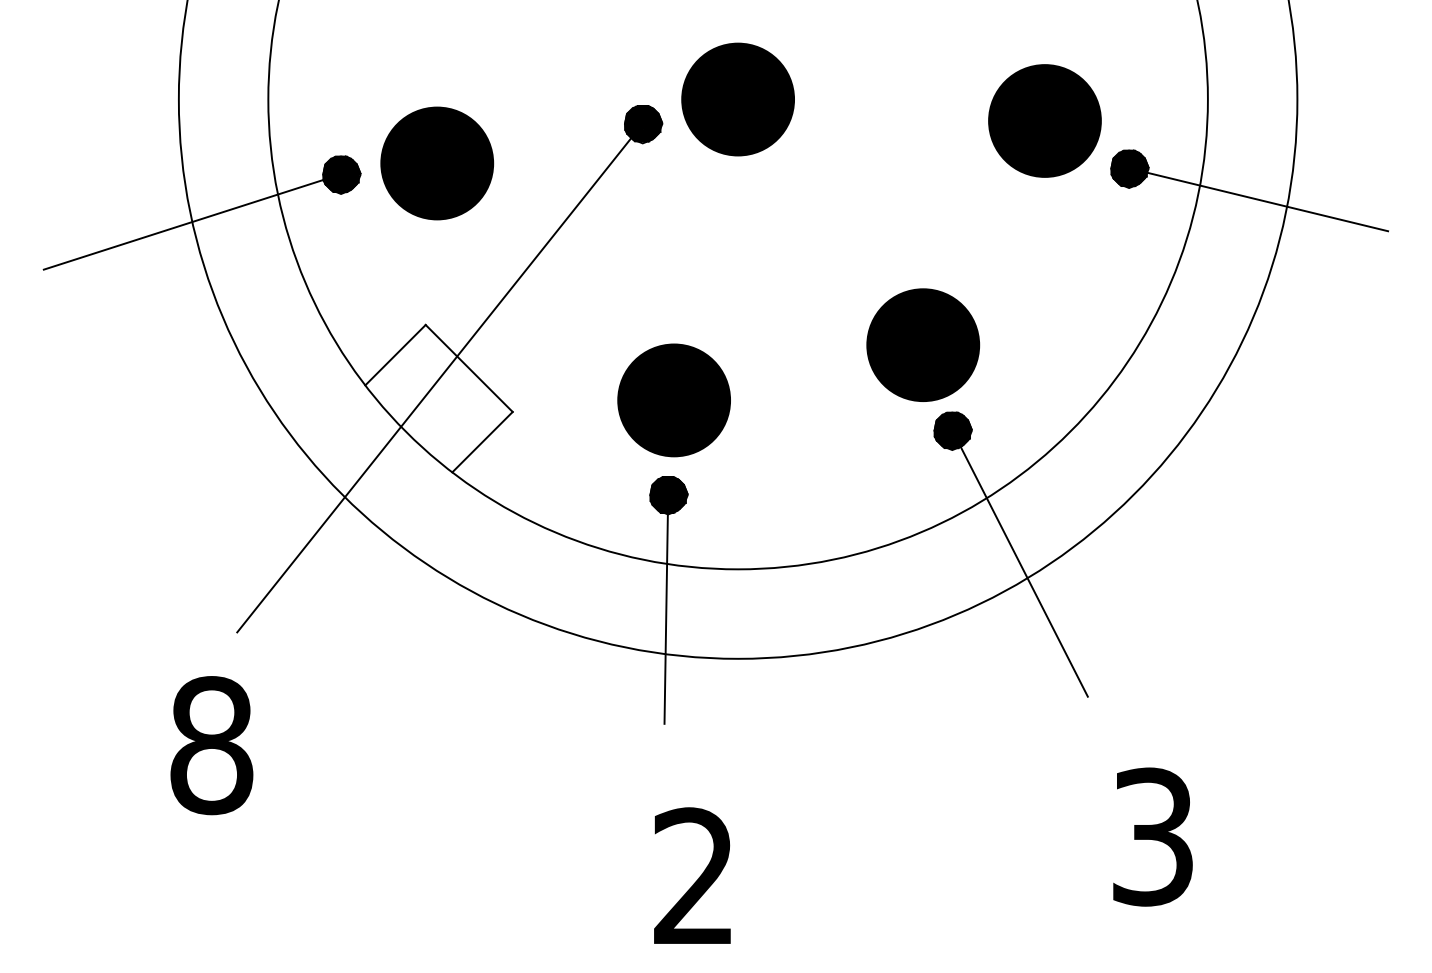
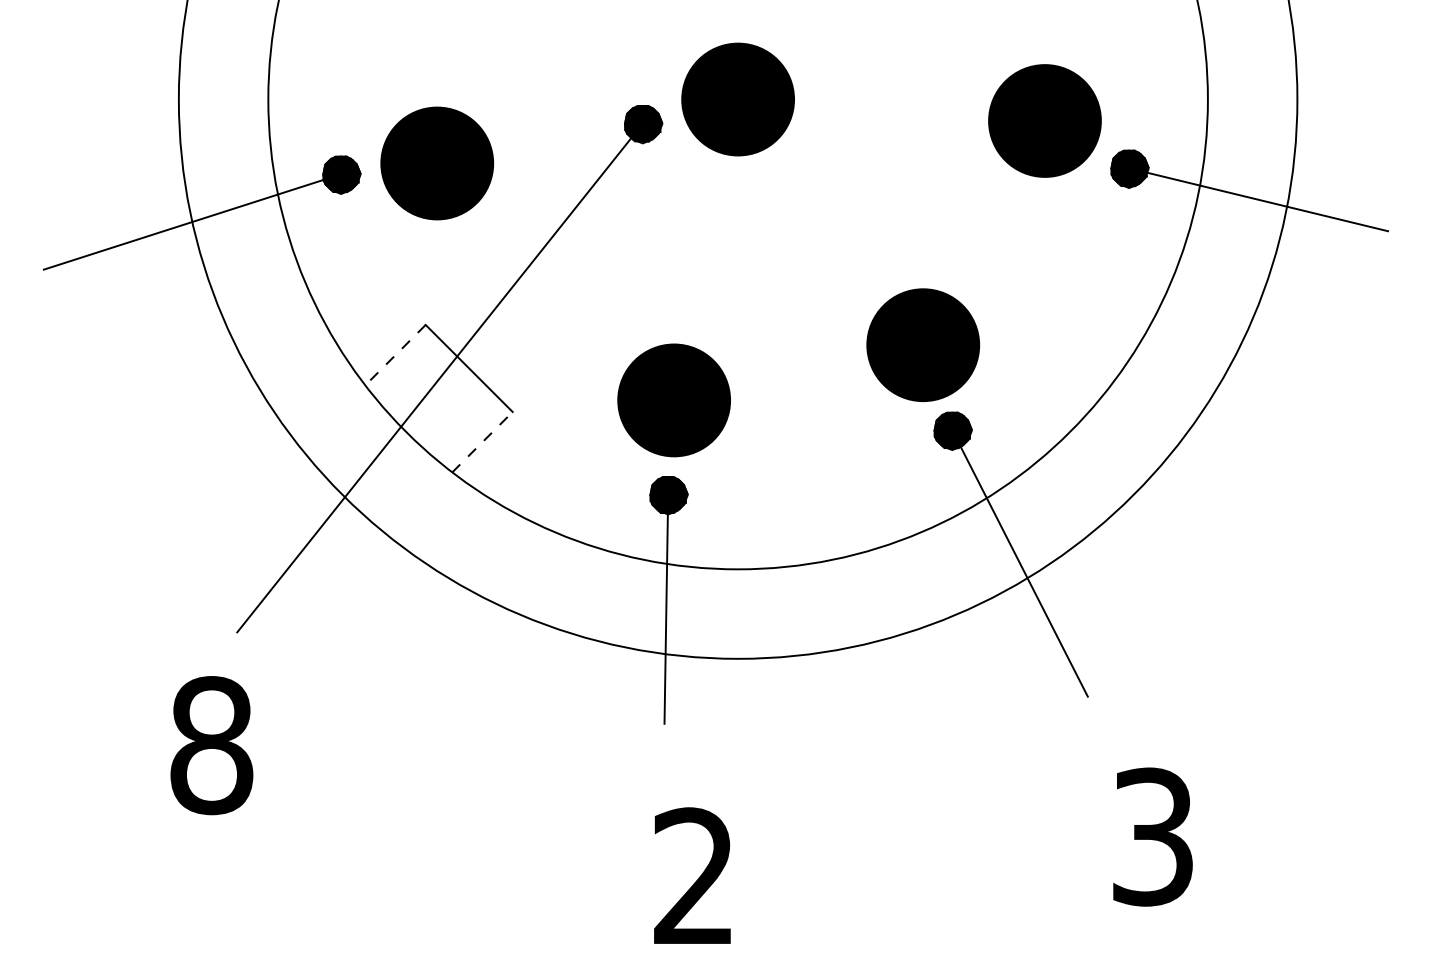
line: solid -> dashed (395, 355)
line: solid -> dashed (482, 442)
